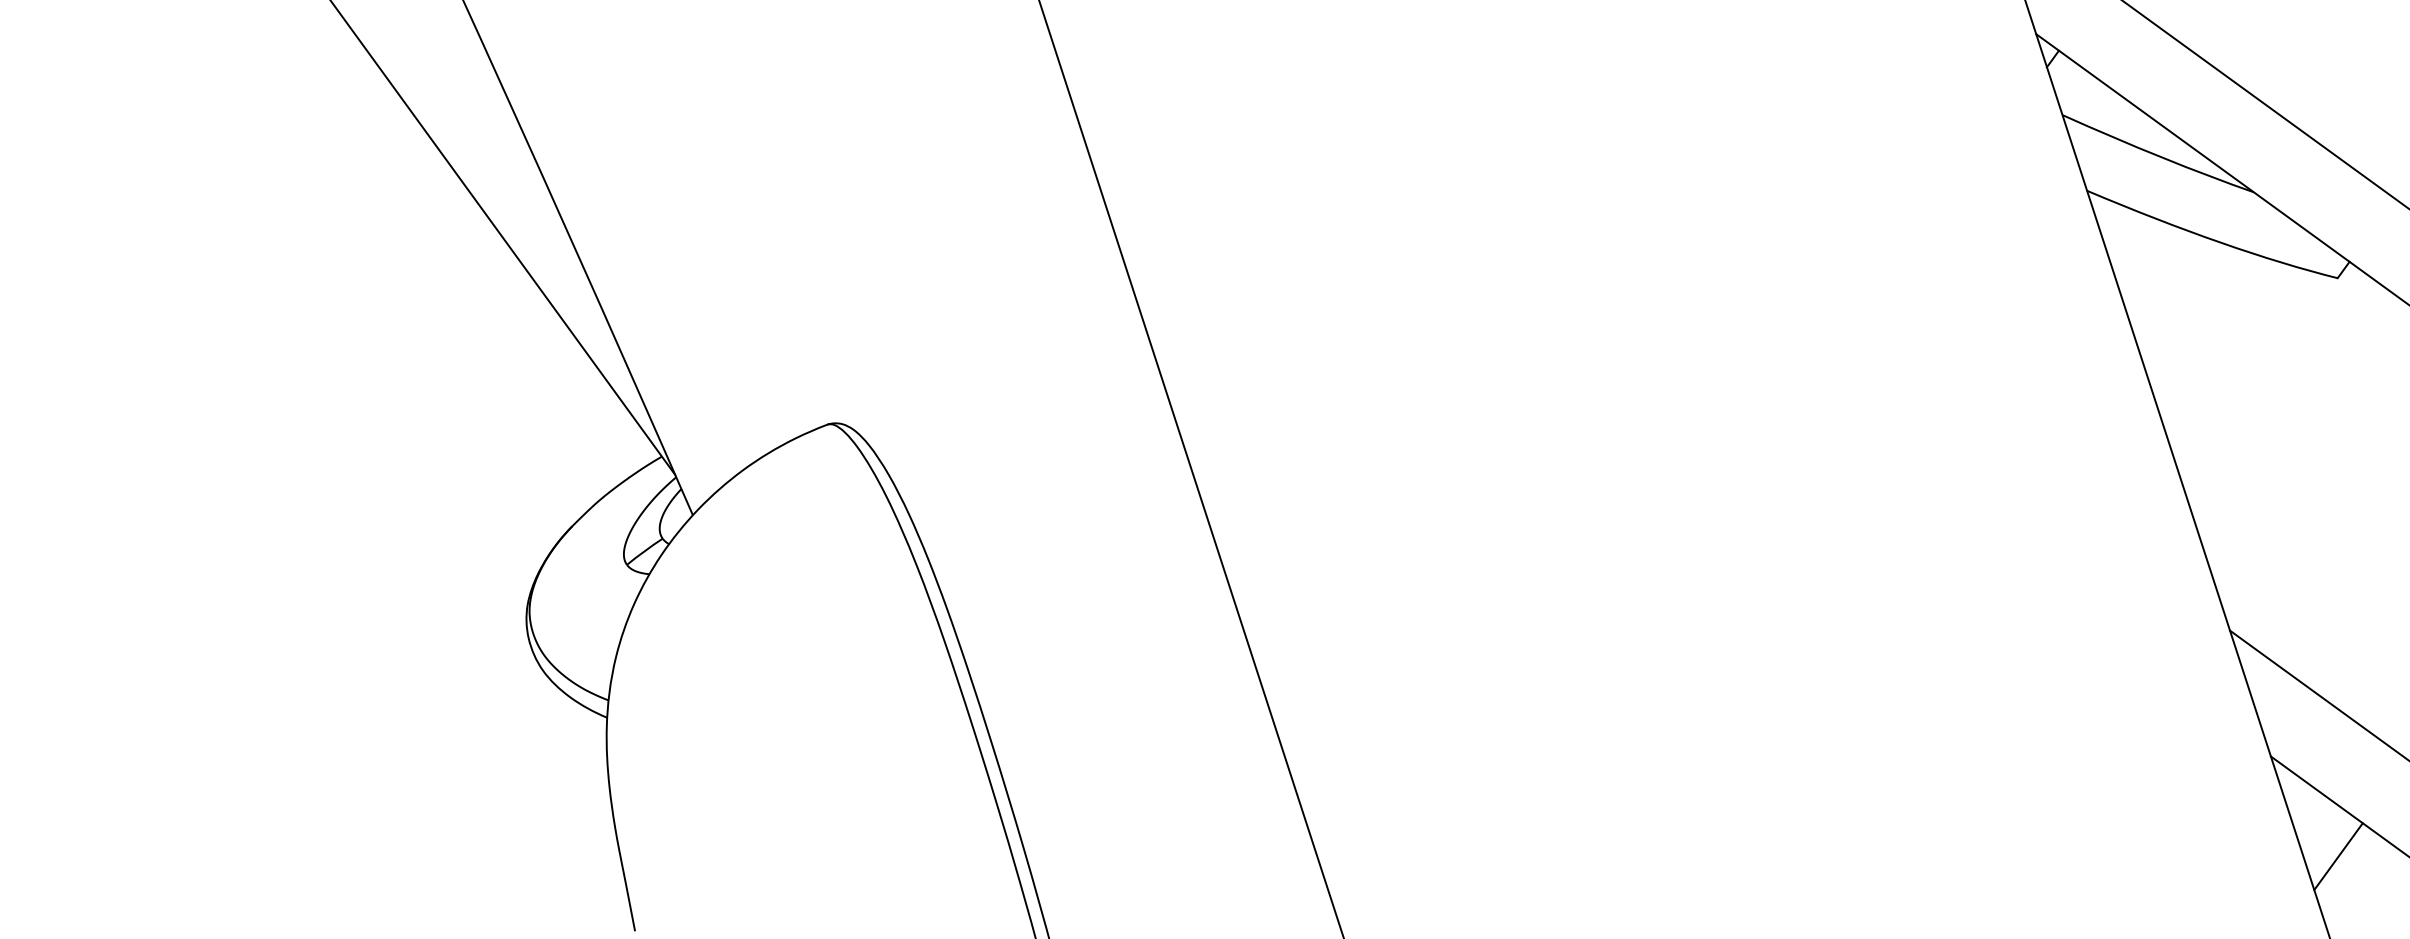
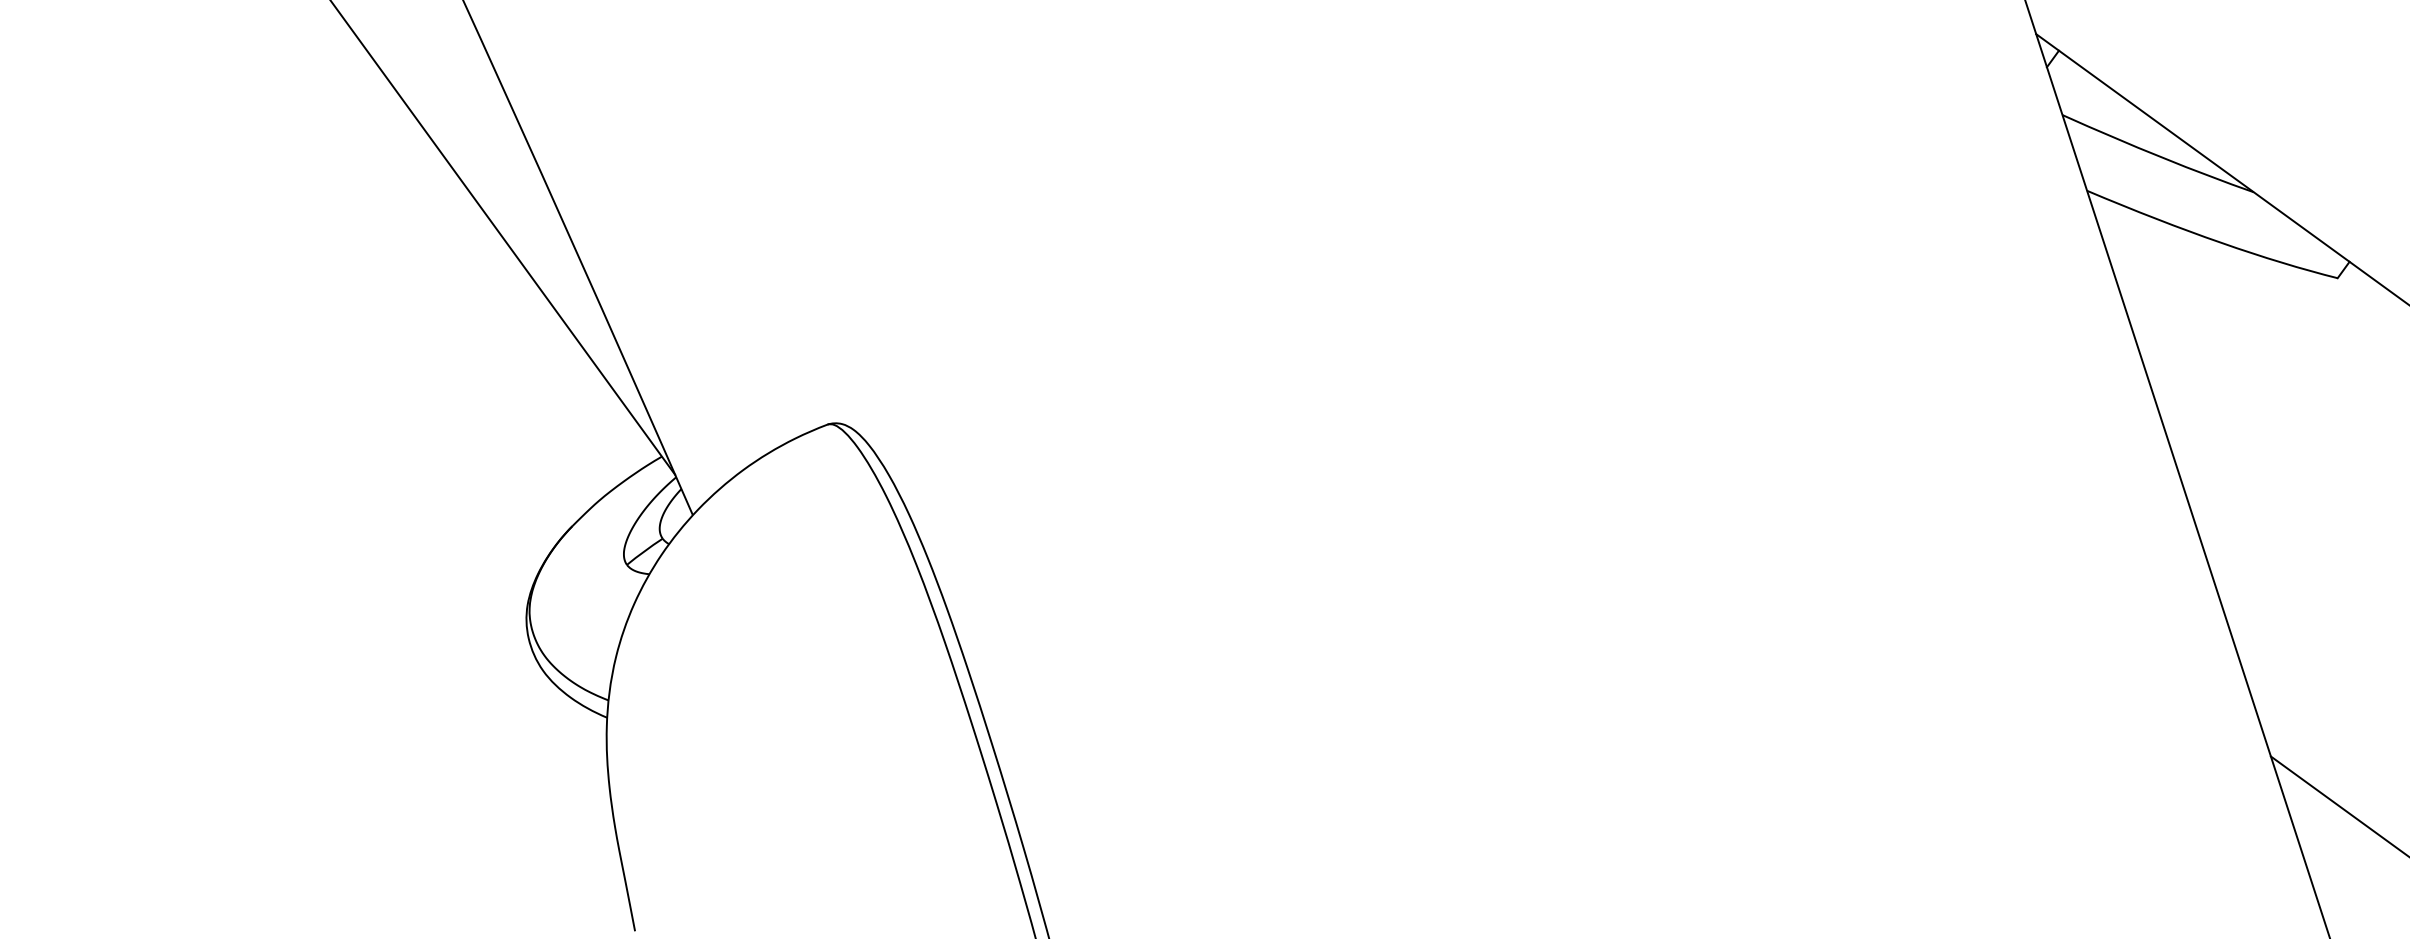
line: present -> none (2265, 104)
line: present -> none (1191, 468)
line: present -> none (2318, 694)
line: present -> none (2338, 856)
